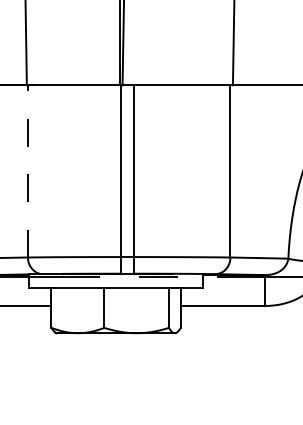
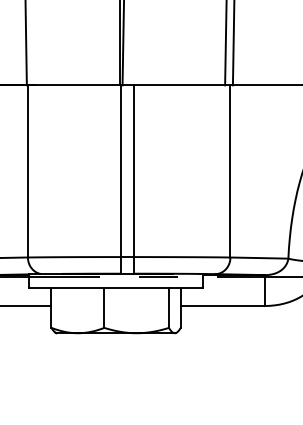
line: none -> present (225, 43)
line: dashed -> solid (27, 170)
